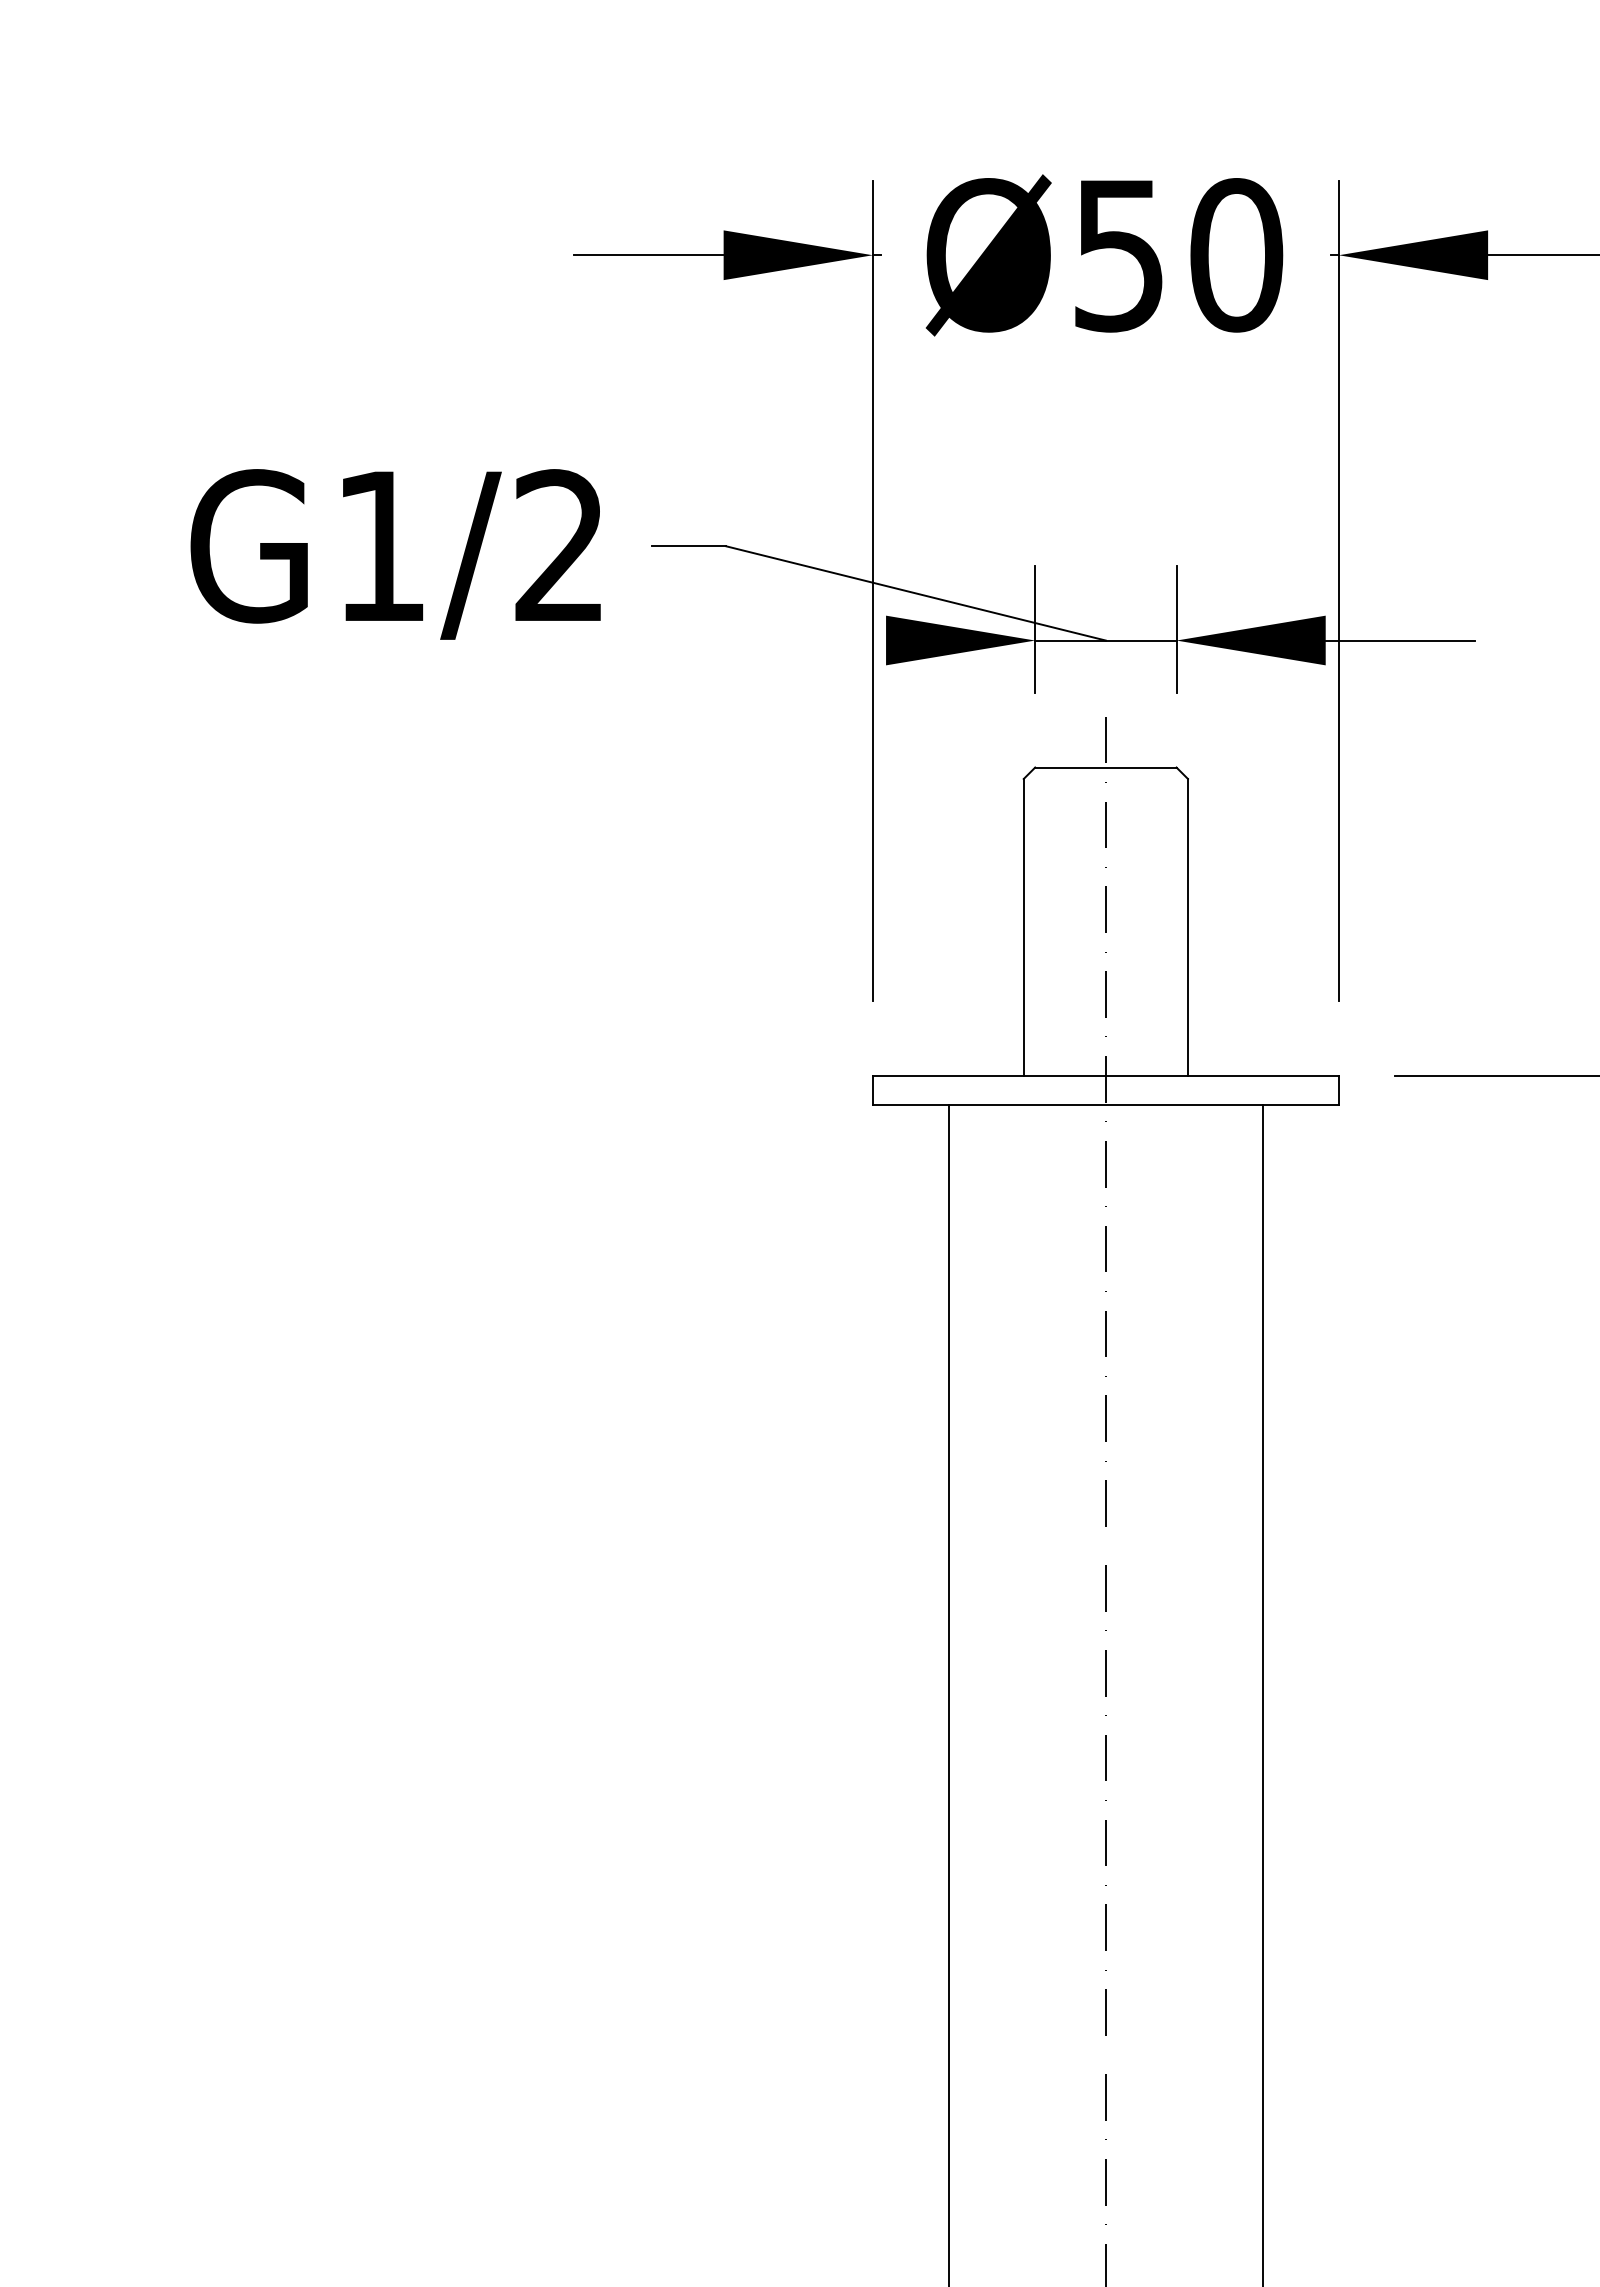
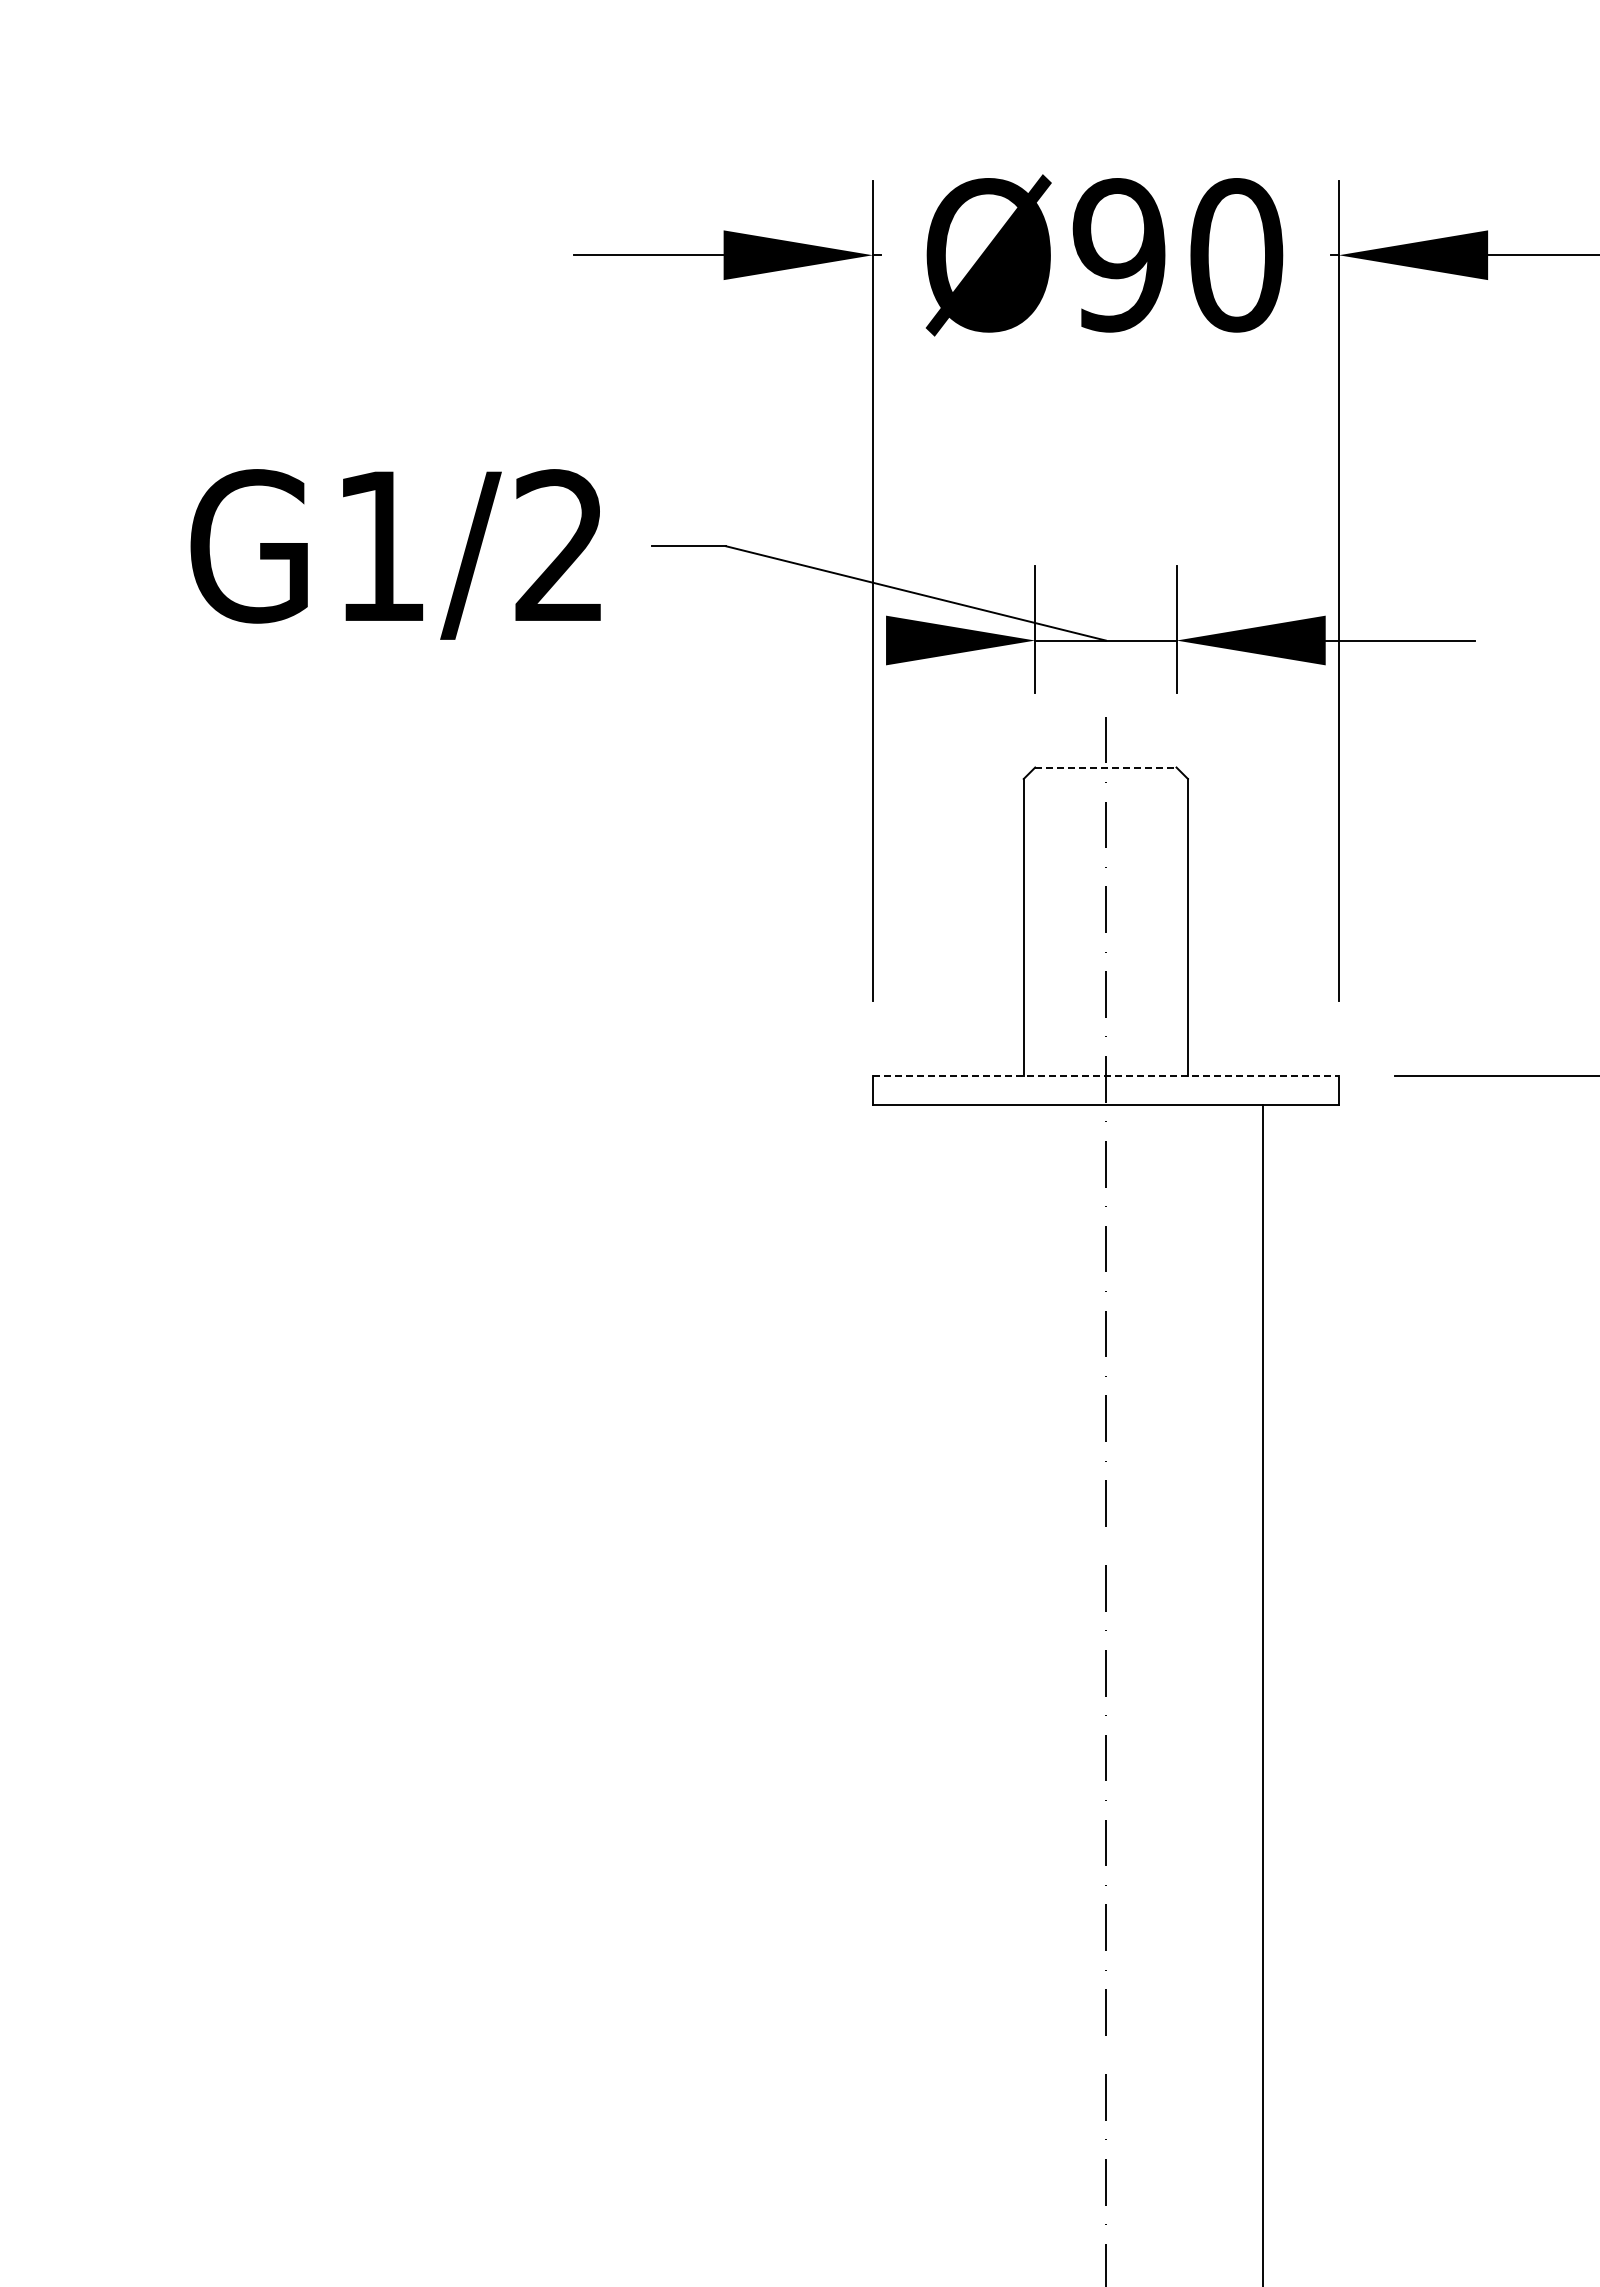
text: Ø50 -> Ø90 (1118, 255)
line: solid -> dashed (1105, 767)
line: solid -> dashed (1106, 1075)
line: present -> none (948, 1694)
